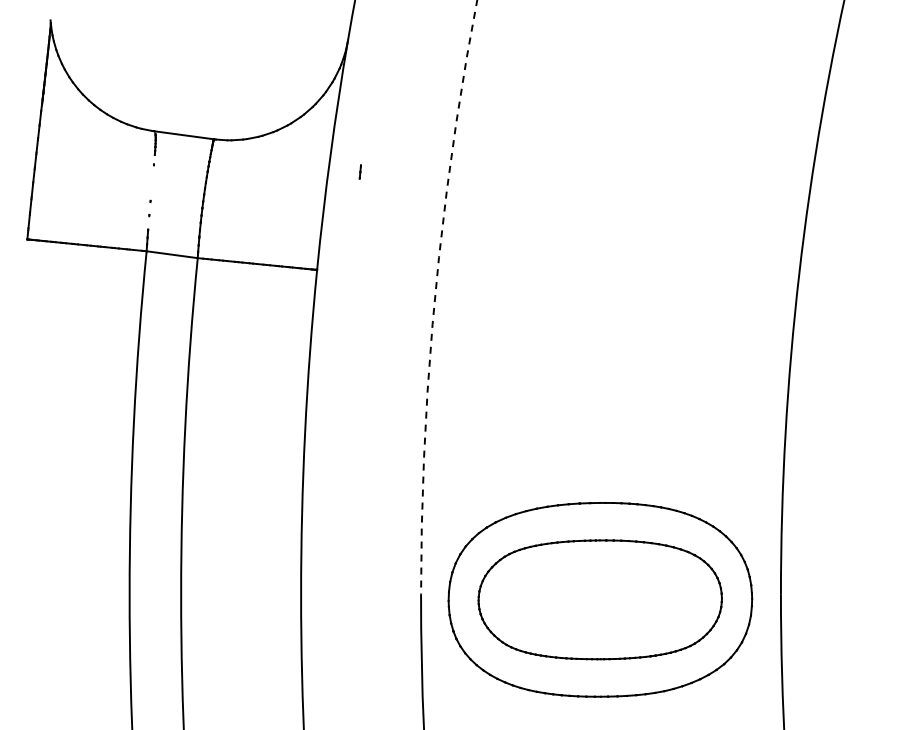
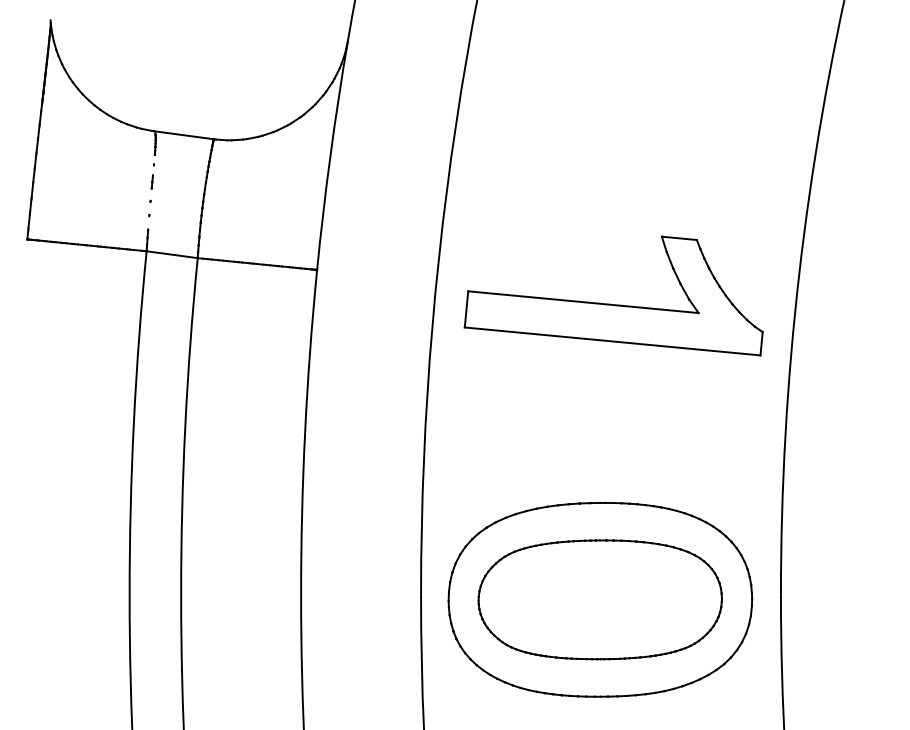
line position: (359, 171) -> (151, 181) (151, 181)
arc: dashed -> solid (435, 296)
part: none -> present (611, 303)
